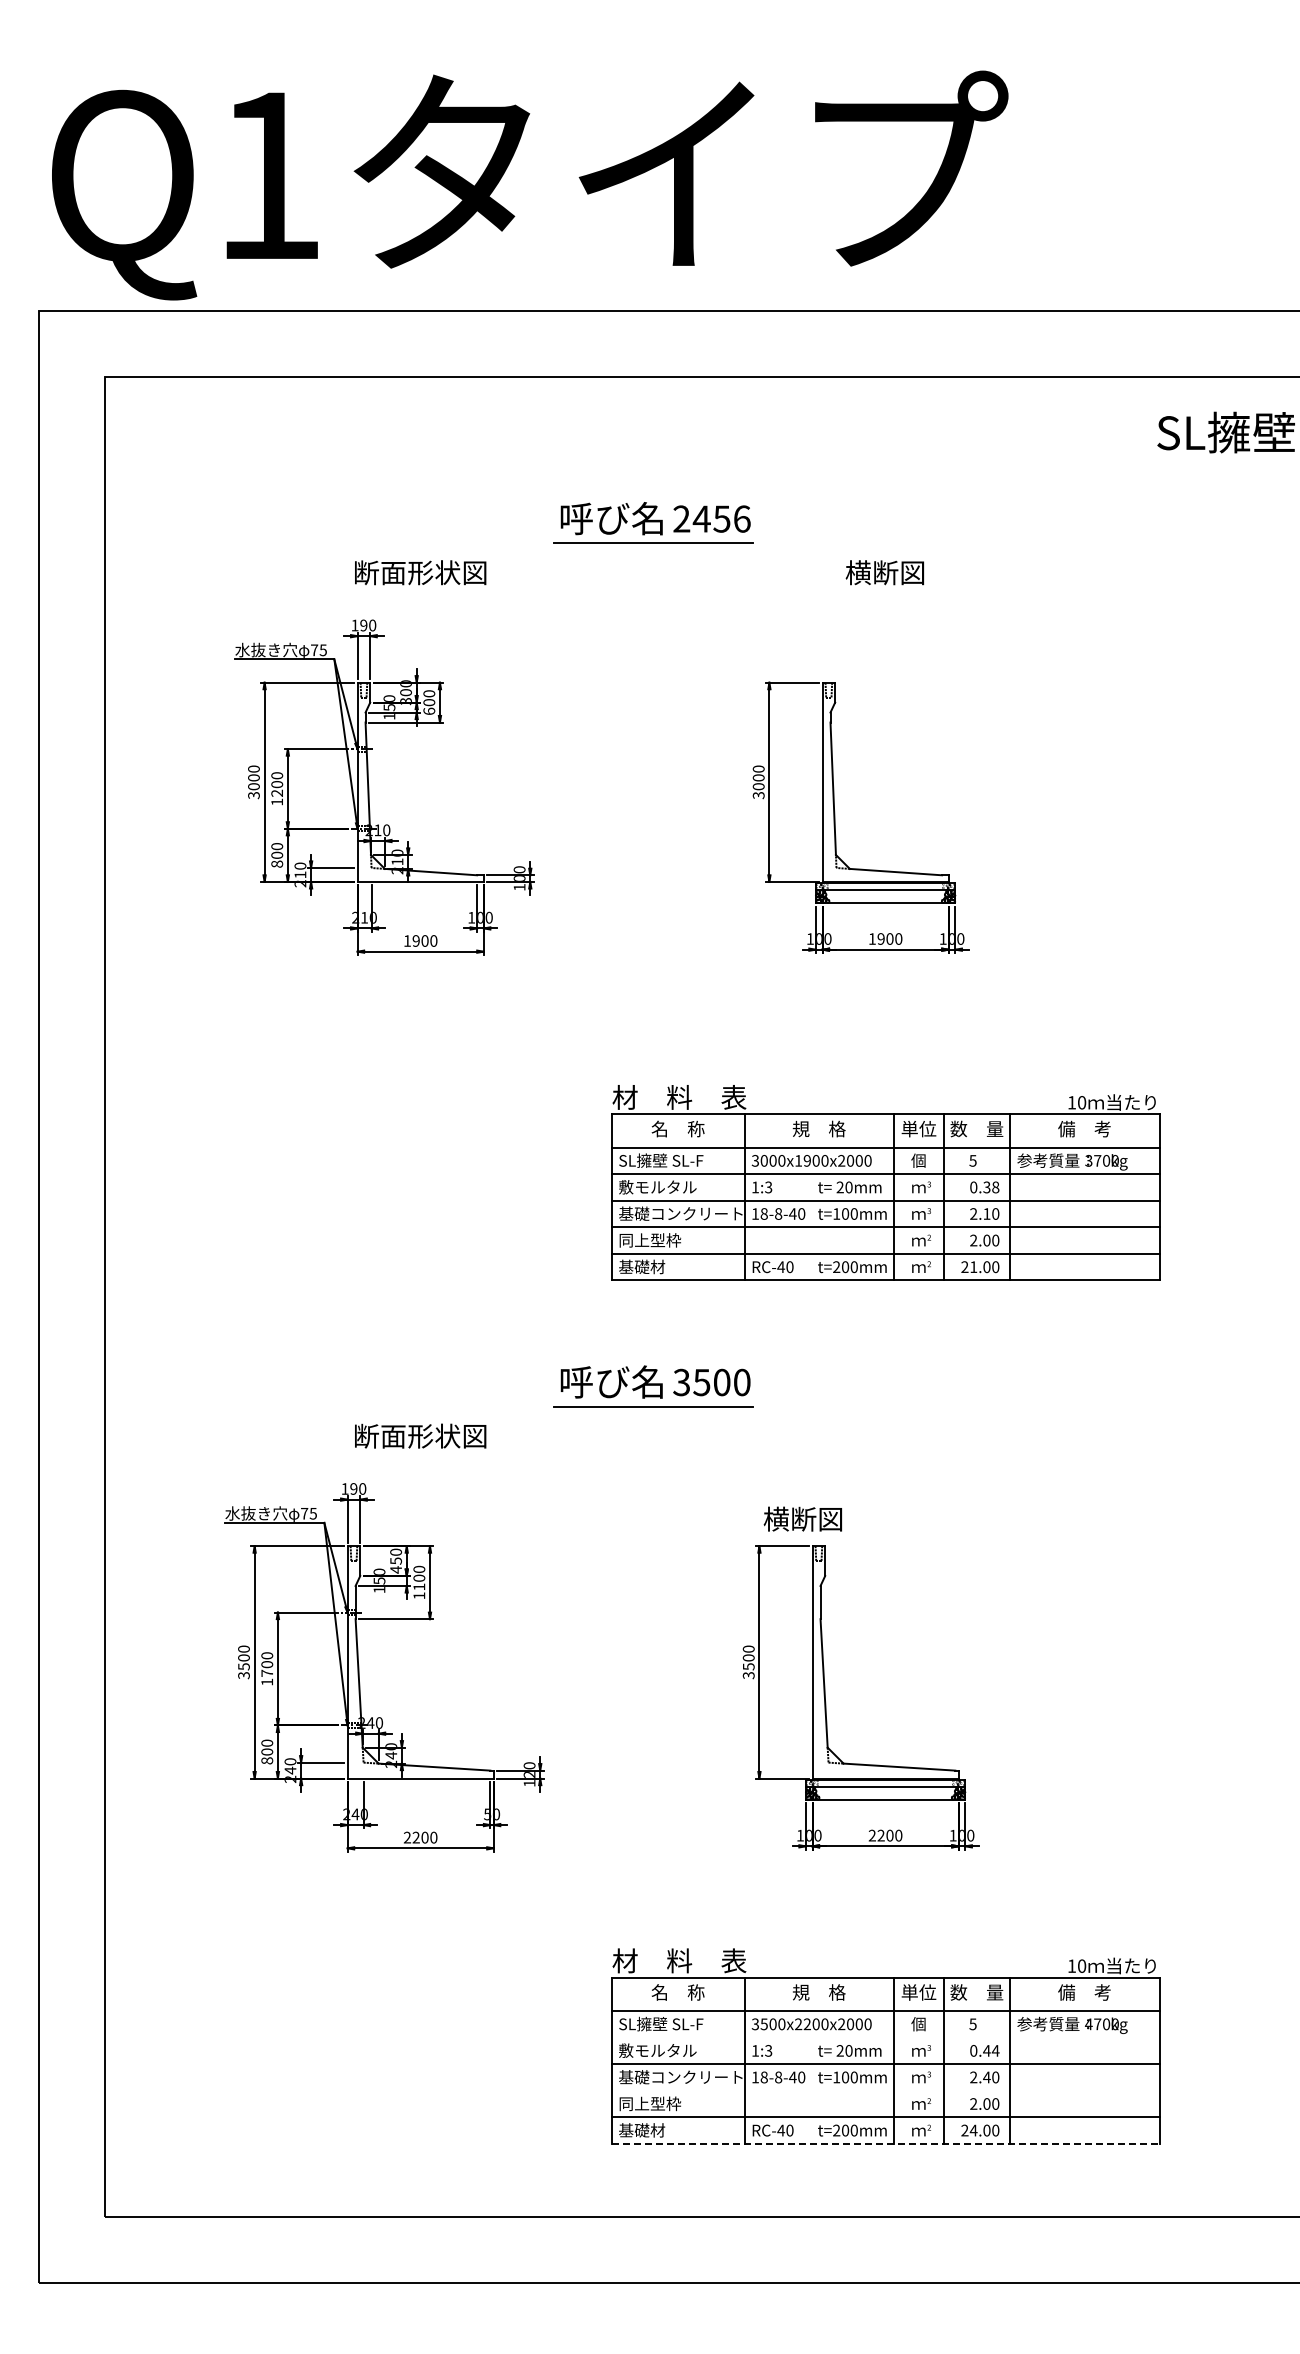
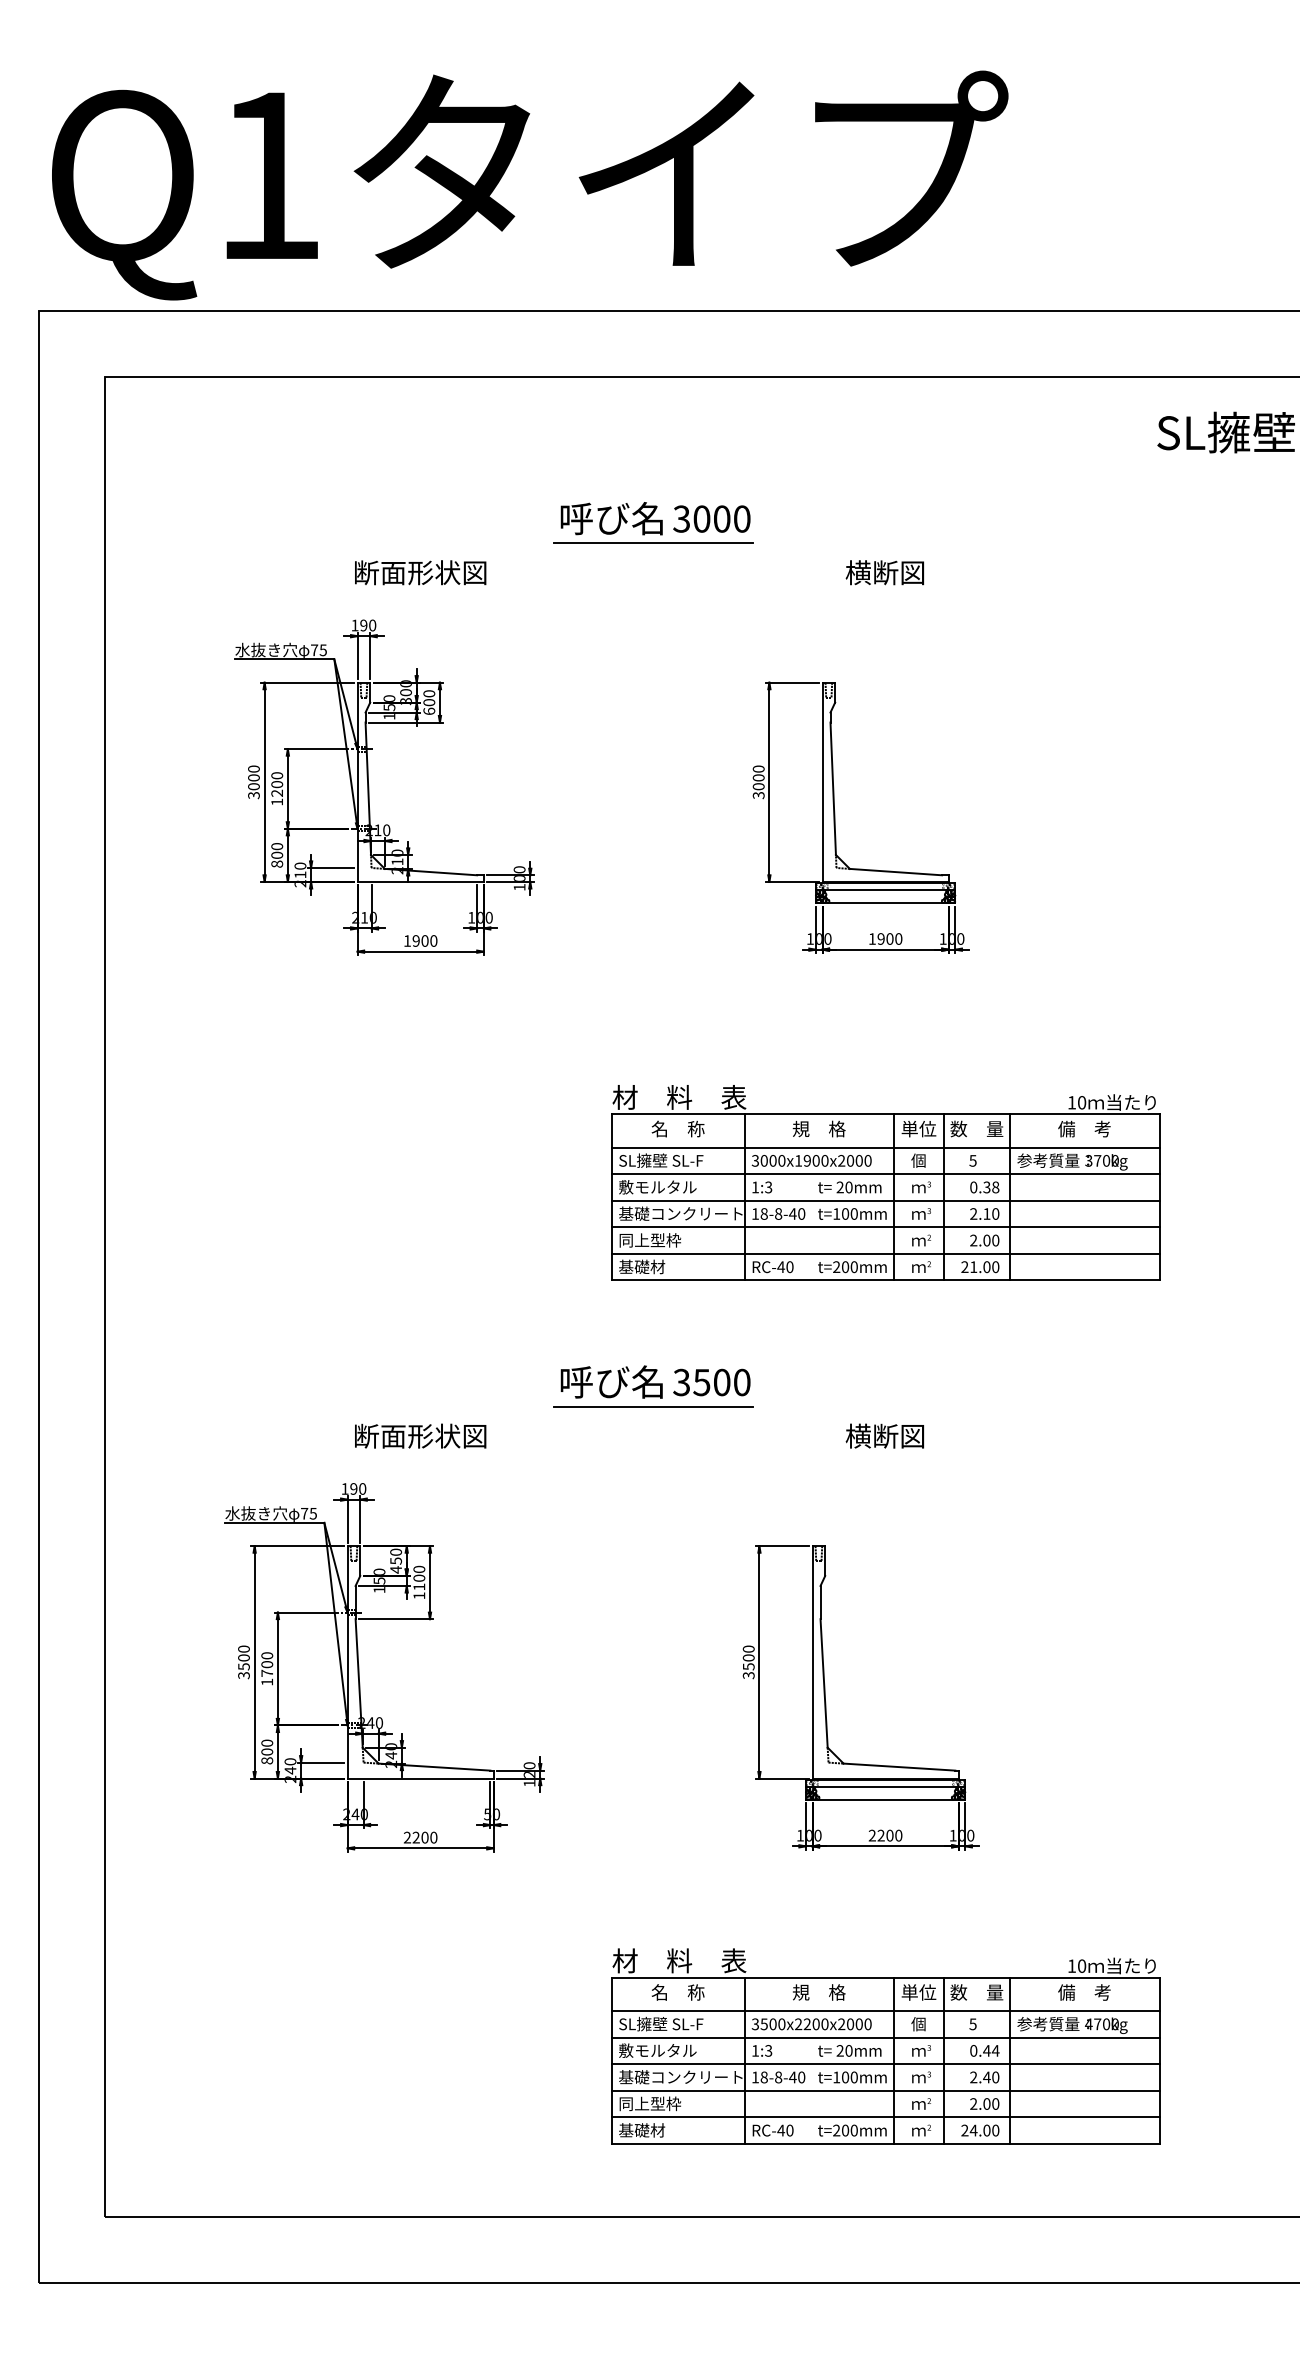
text: 2456 -> 3000 (711, 518)
text position: (802, 1518) -> (884, 1435) (884, 1435)
line: none -> present (885, 2037)
line: none -> present (885, 2090)
line: dashed -> solid (885, 2143)
